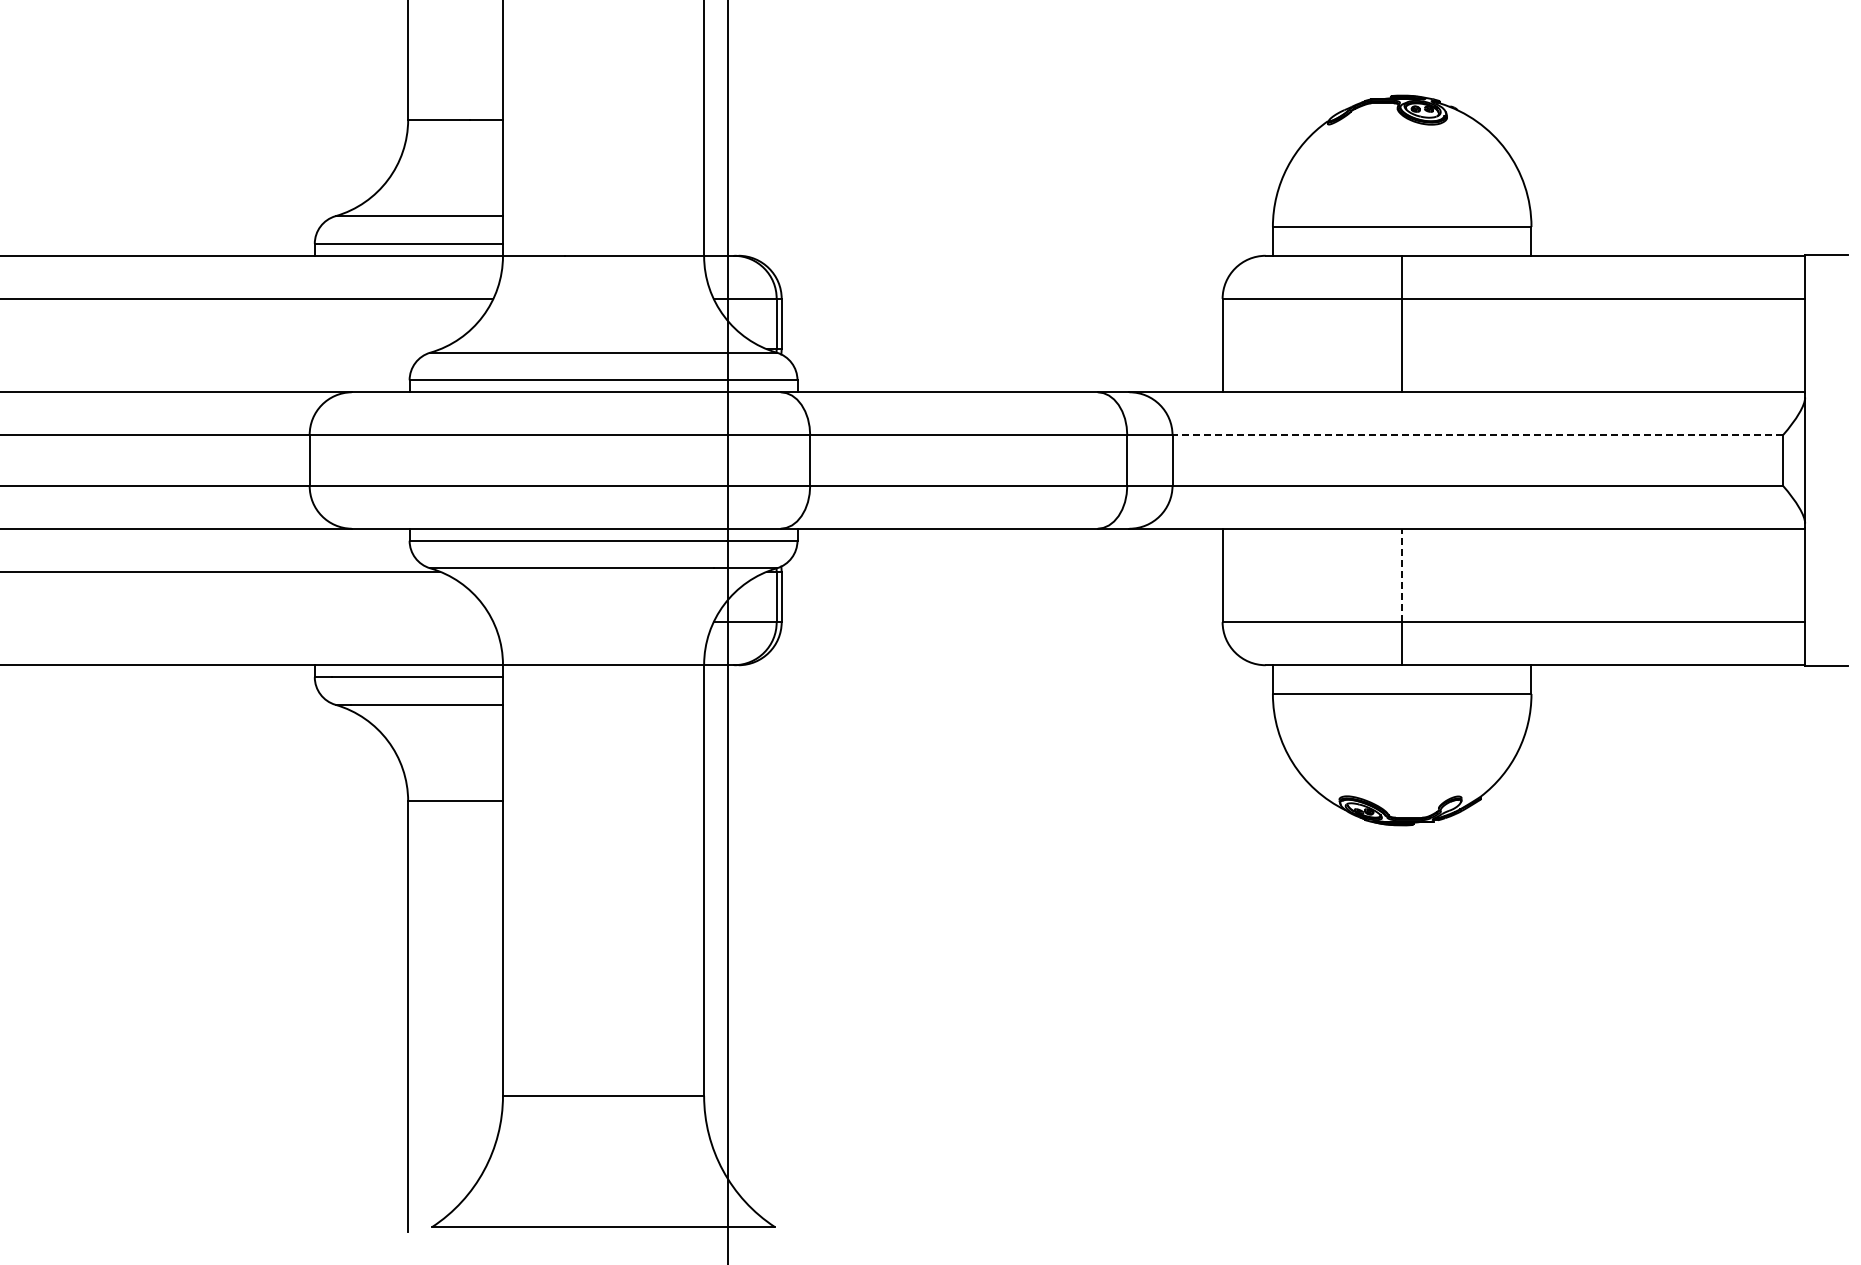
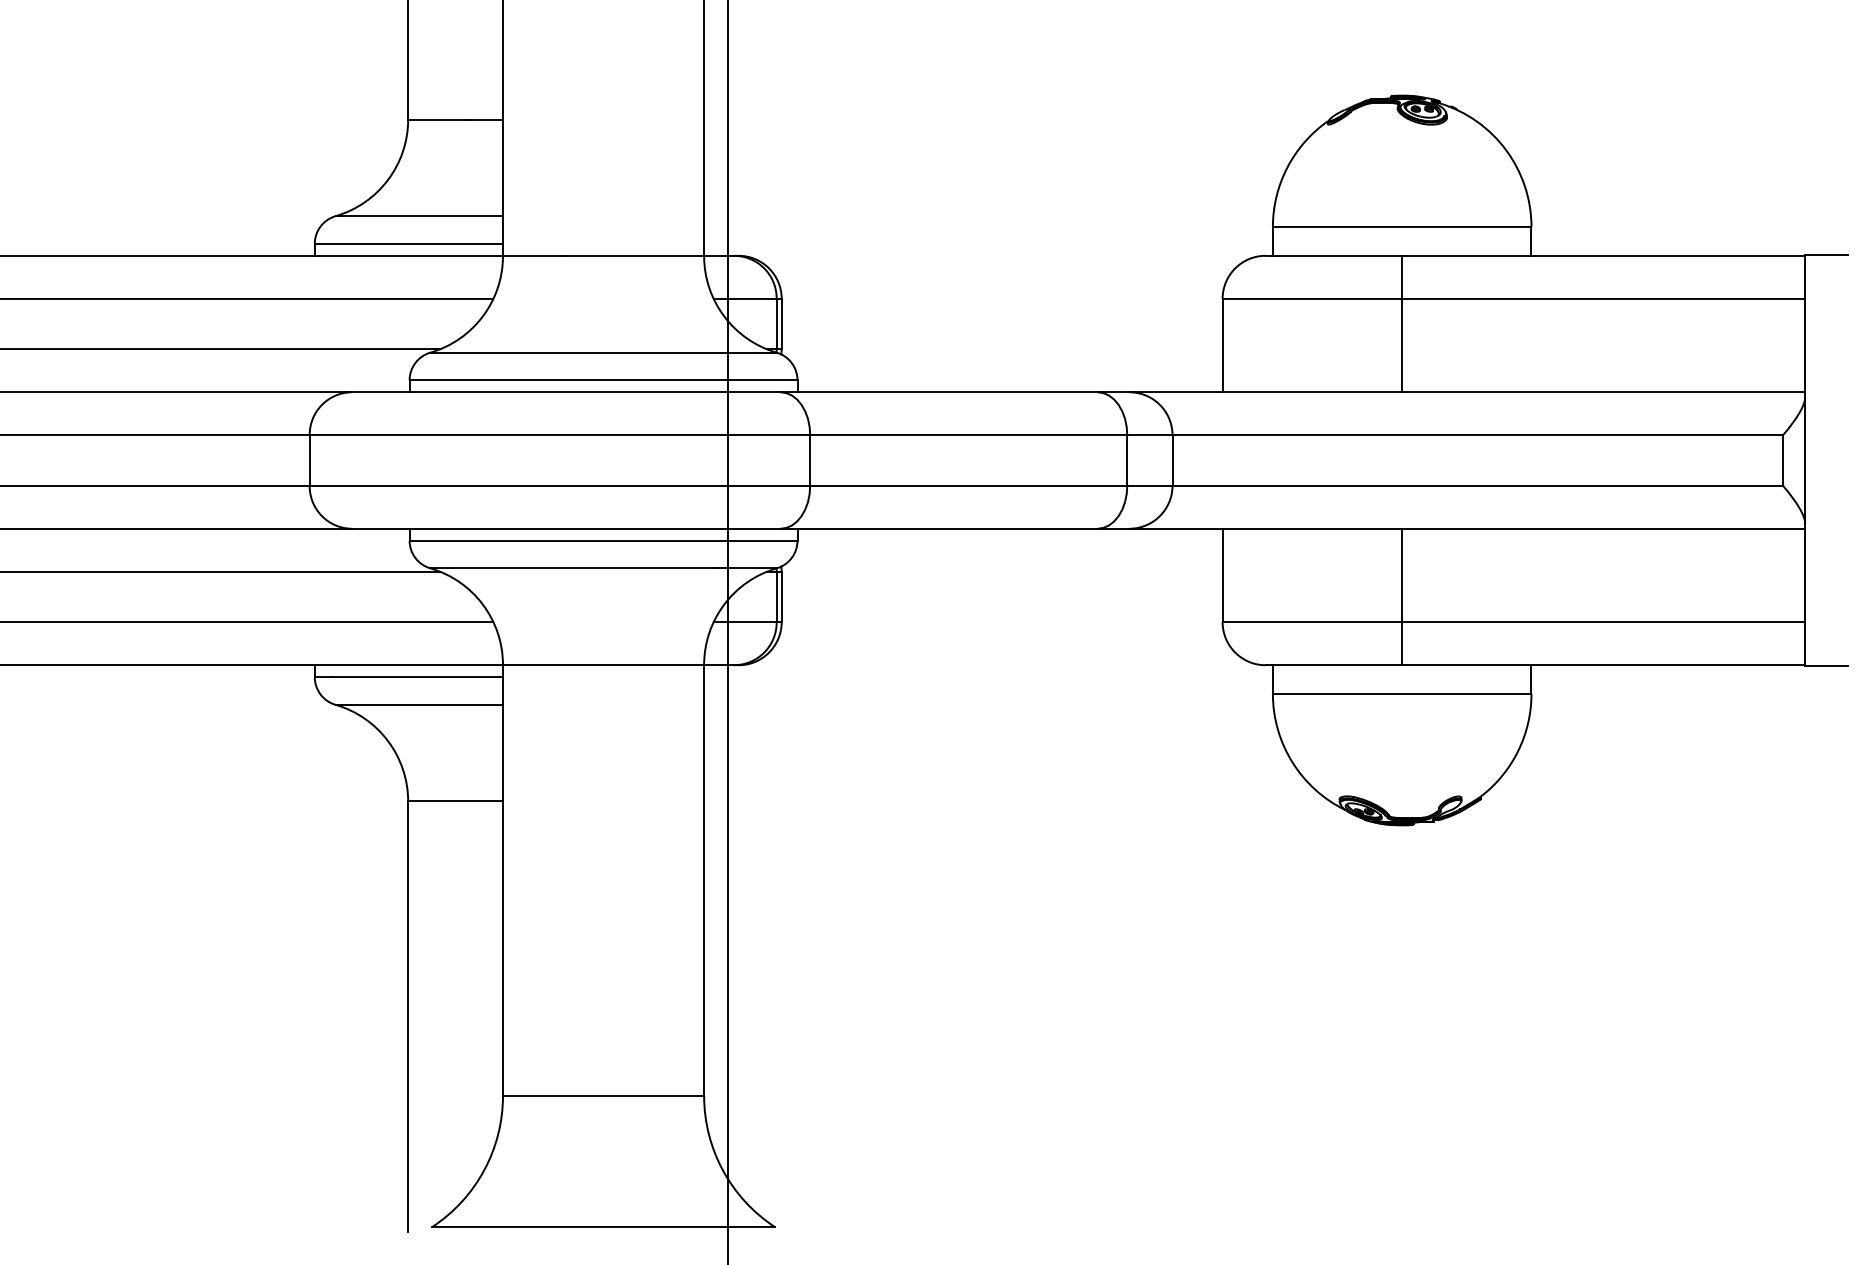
line: none -> present (221, 349)
line: dashed -> solid (1477, 435)
line: dashed -> solid (1402, 575)
line: none -> present (247, 622)
